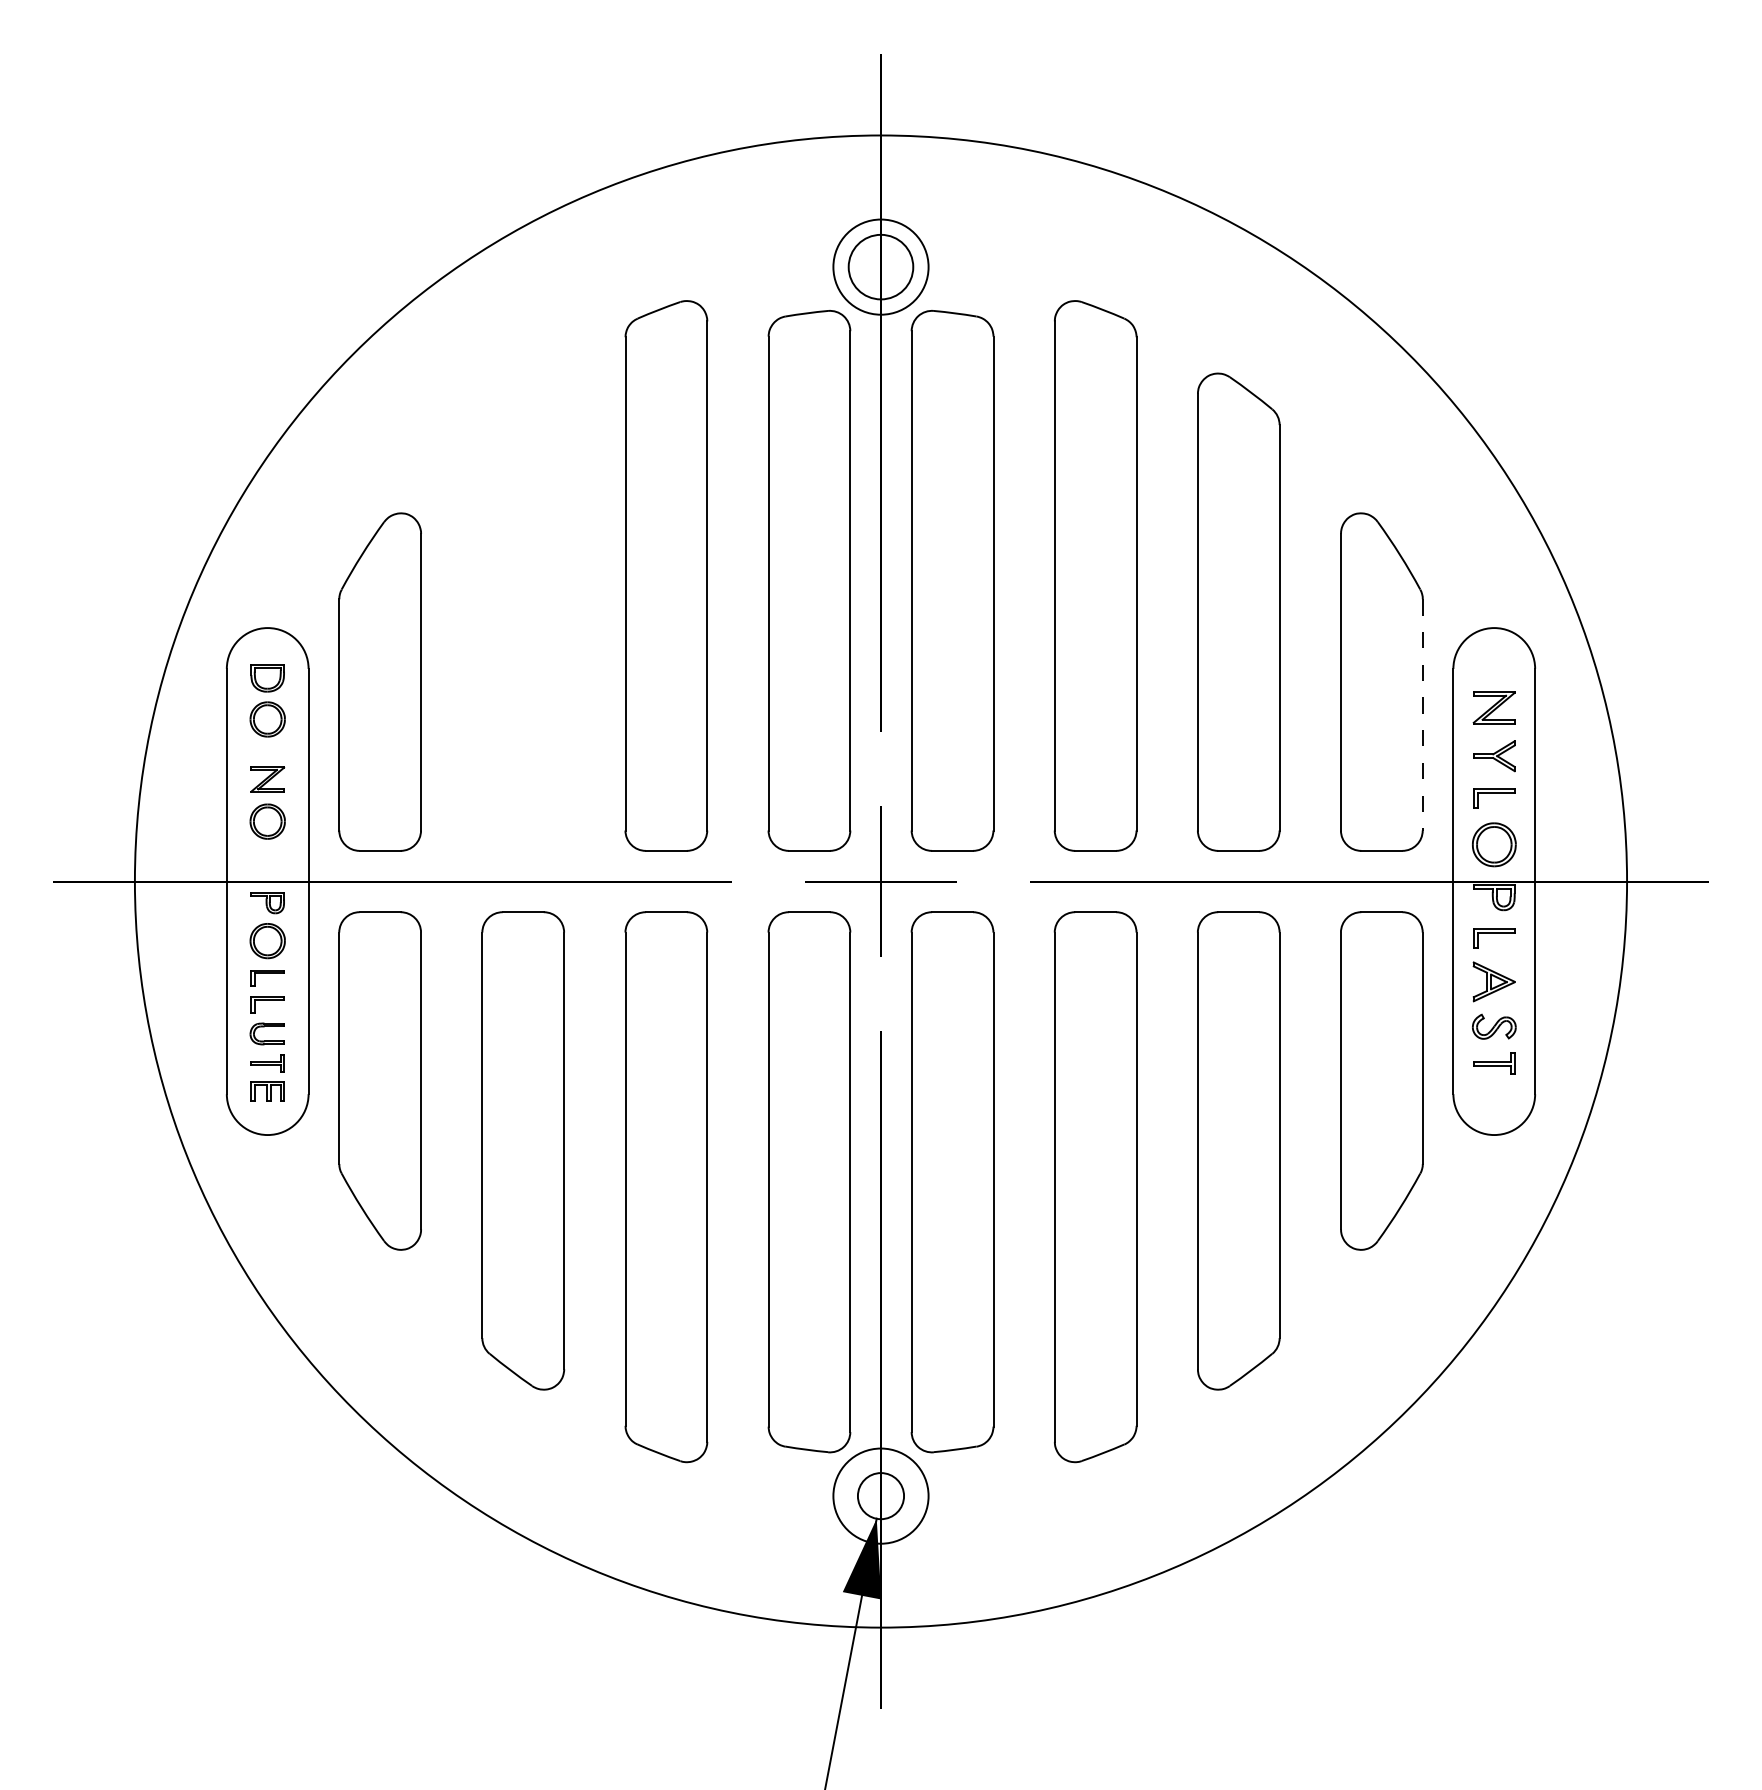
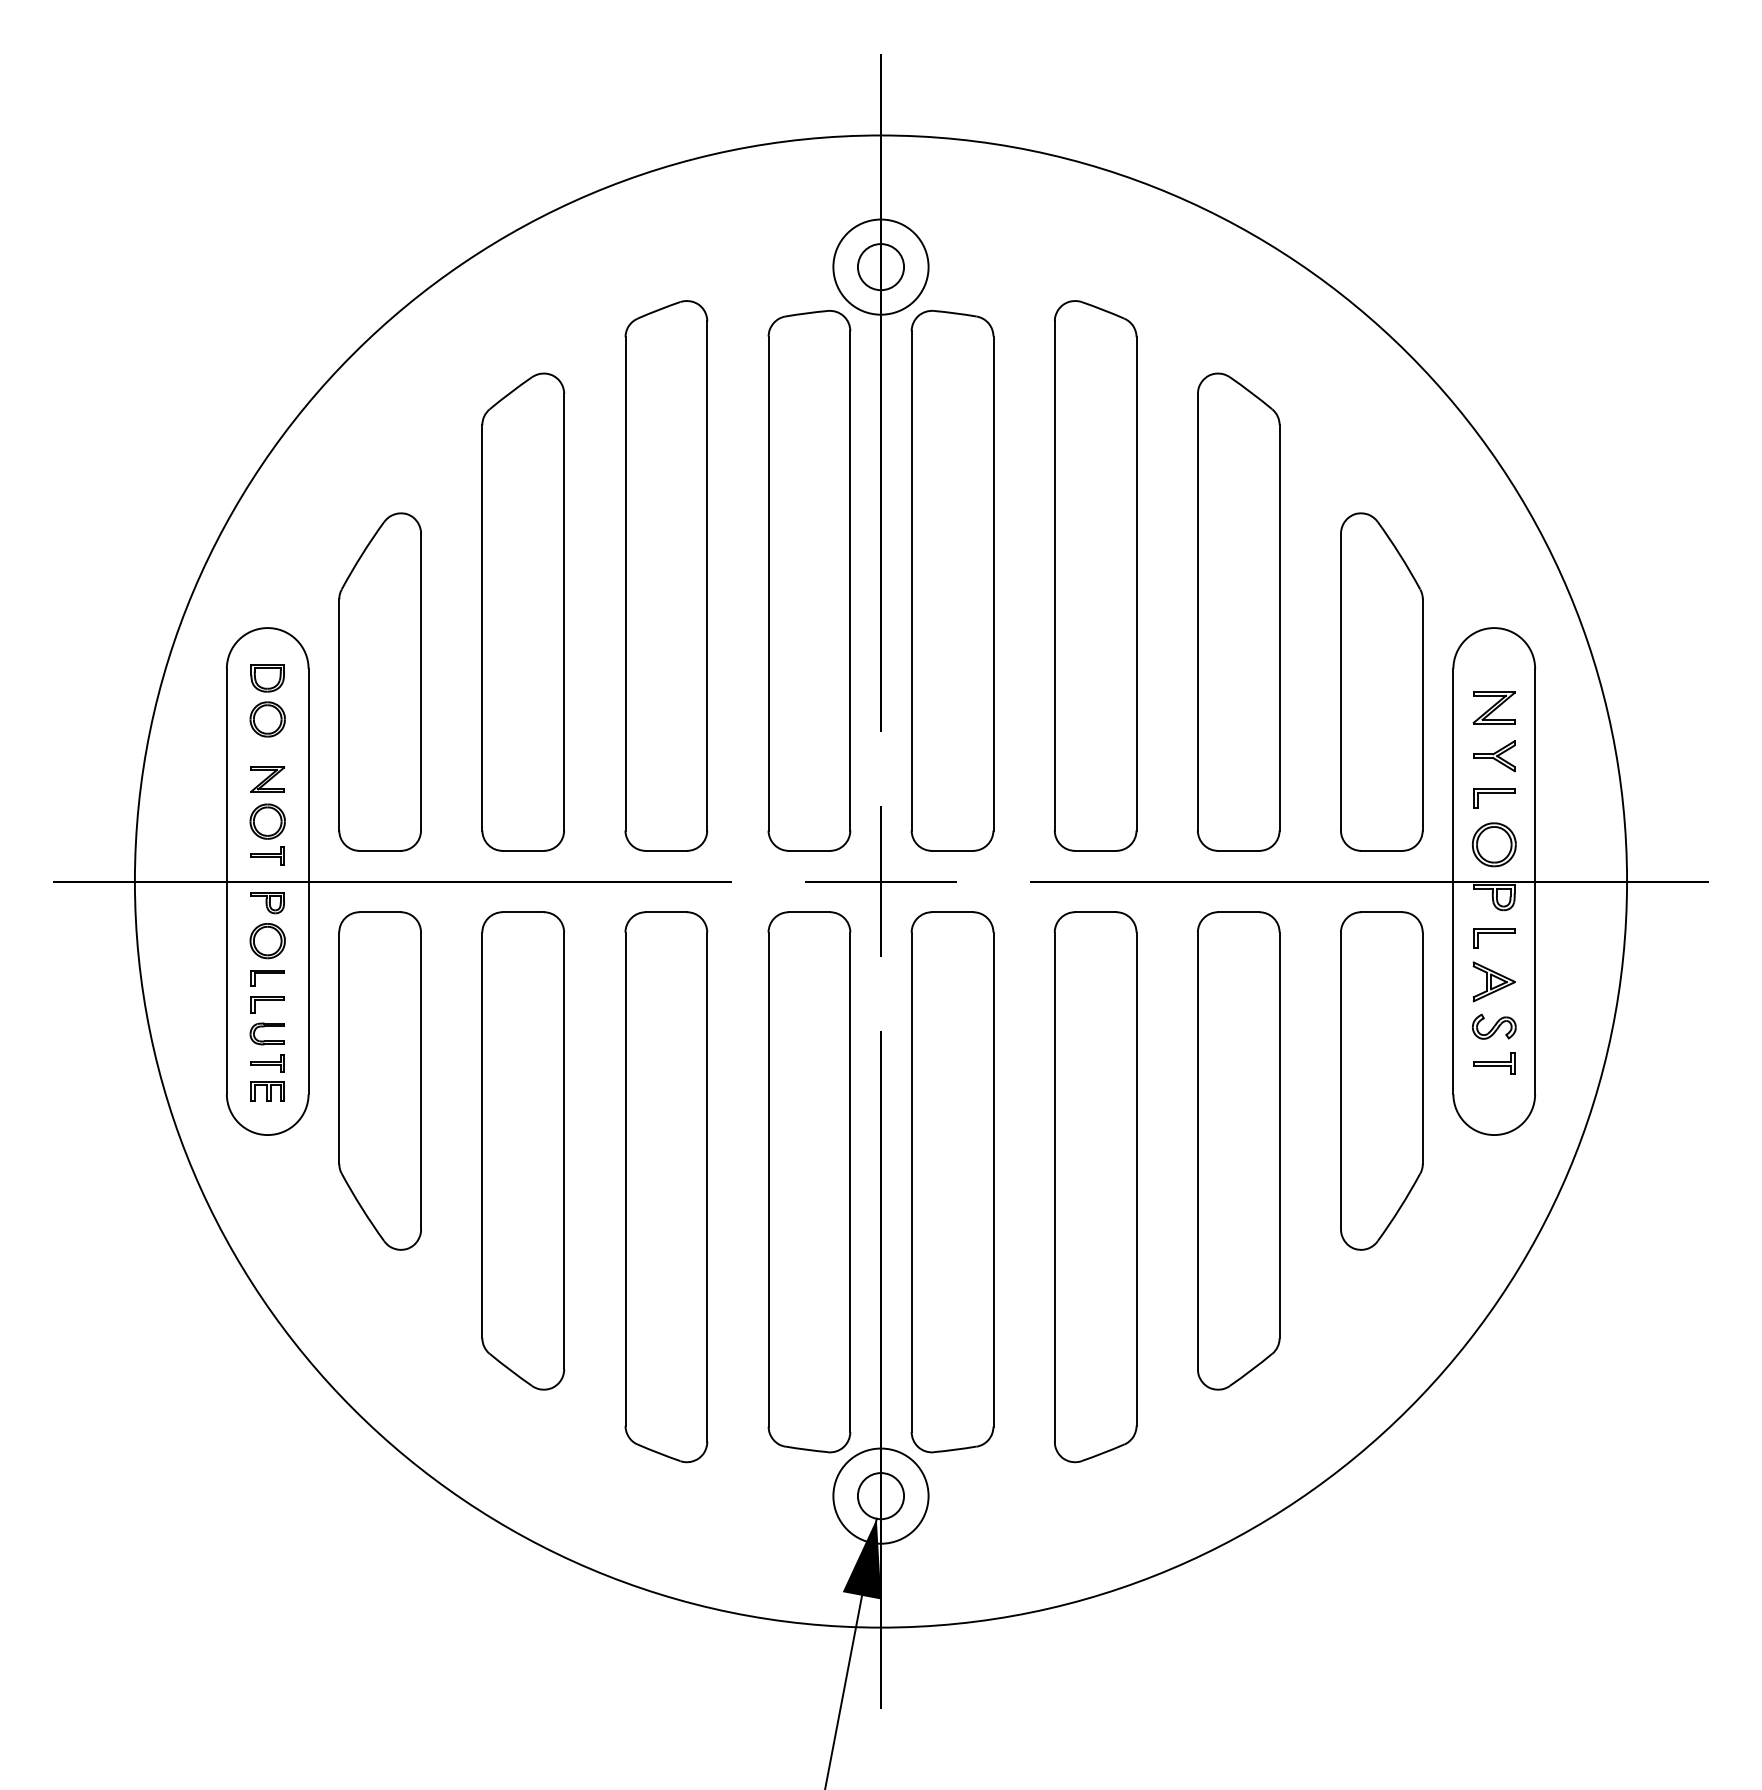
circle diameter: 65 px -> 46 px (880, 267)
part: none -> present (523, 611)
line: dashed -> solid (1422, 714)
part: none -> present (267, 855)
